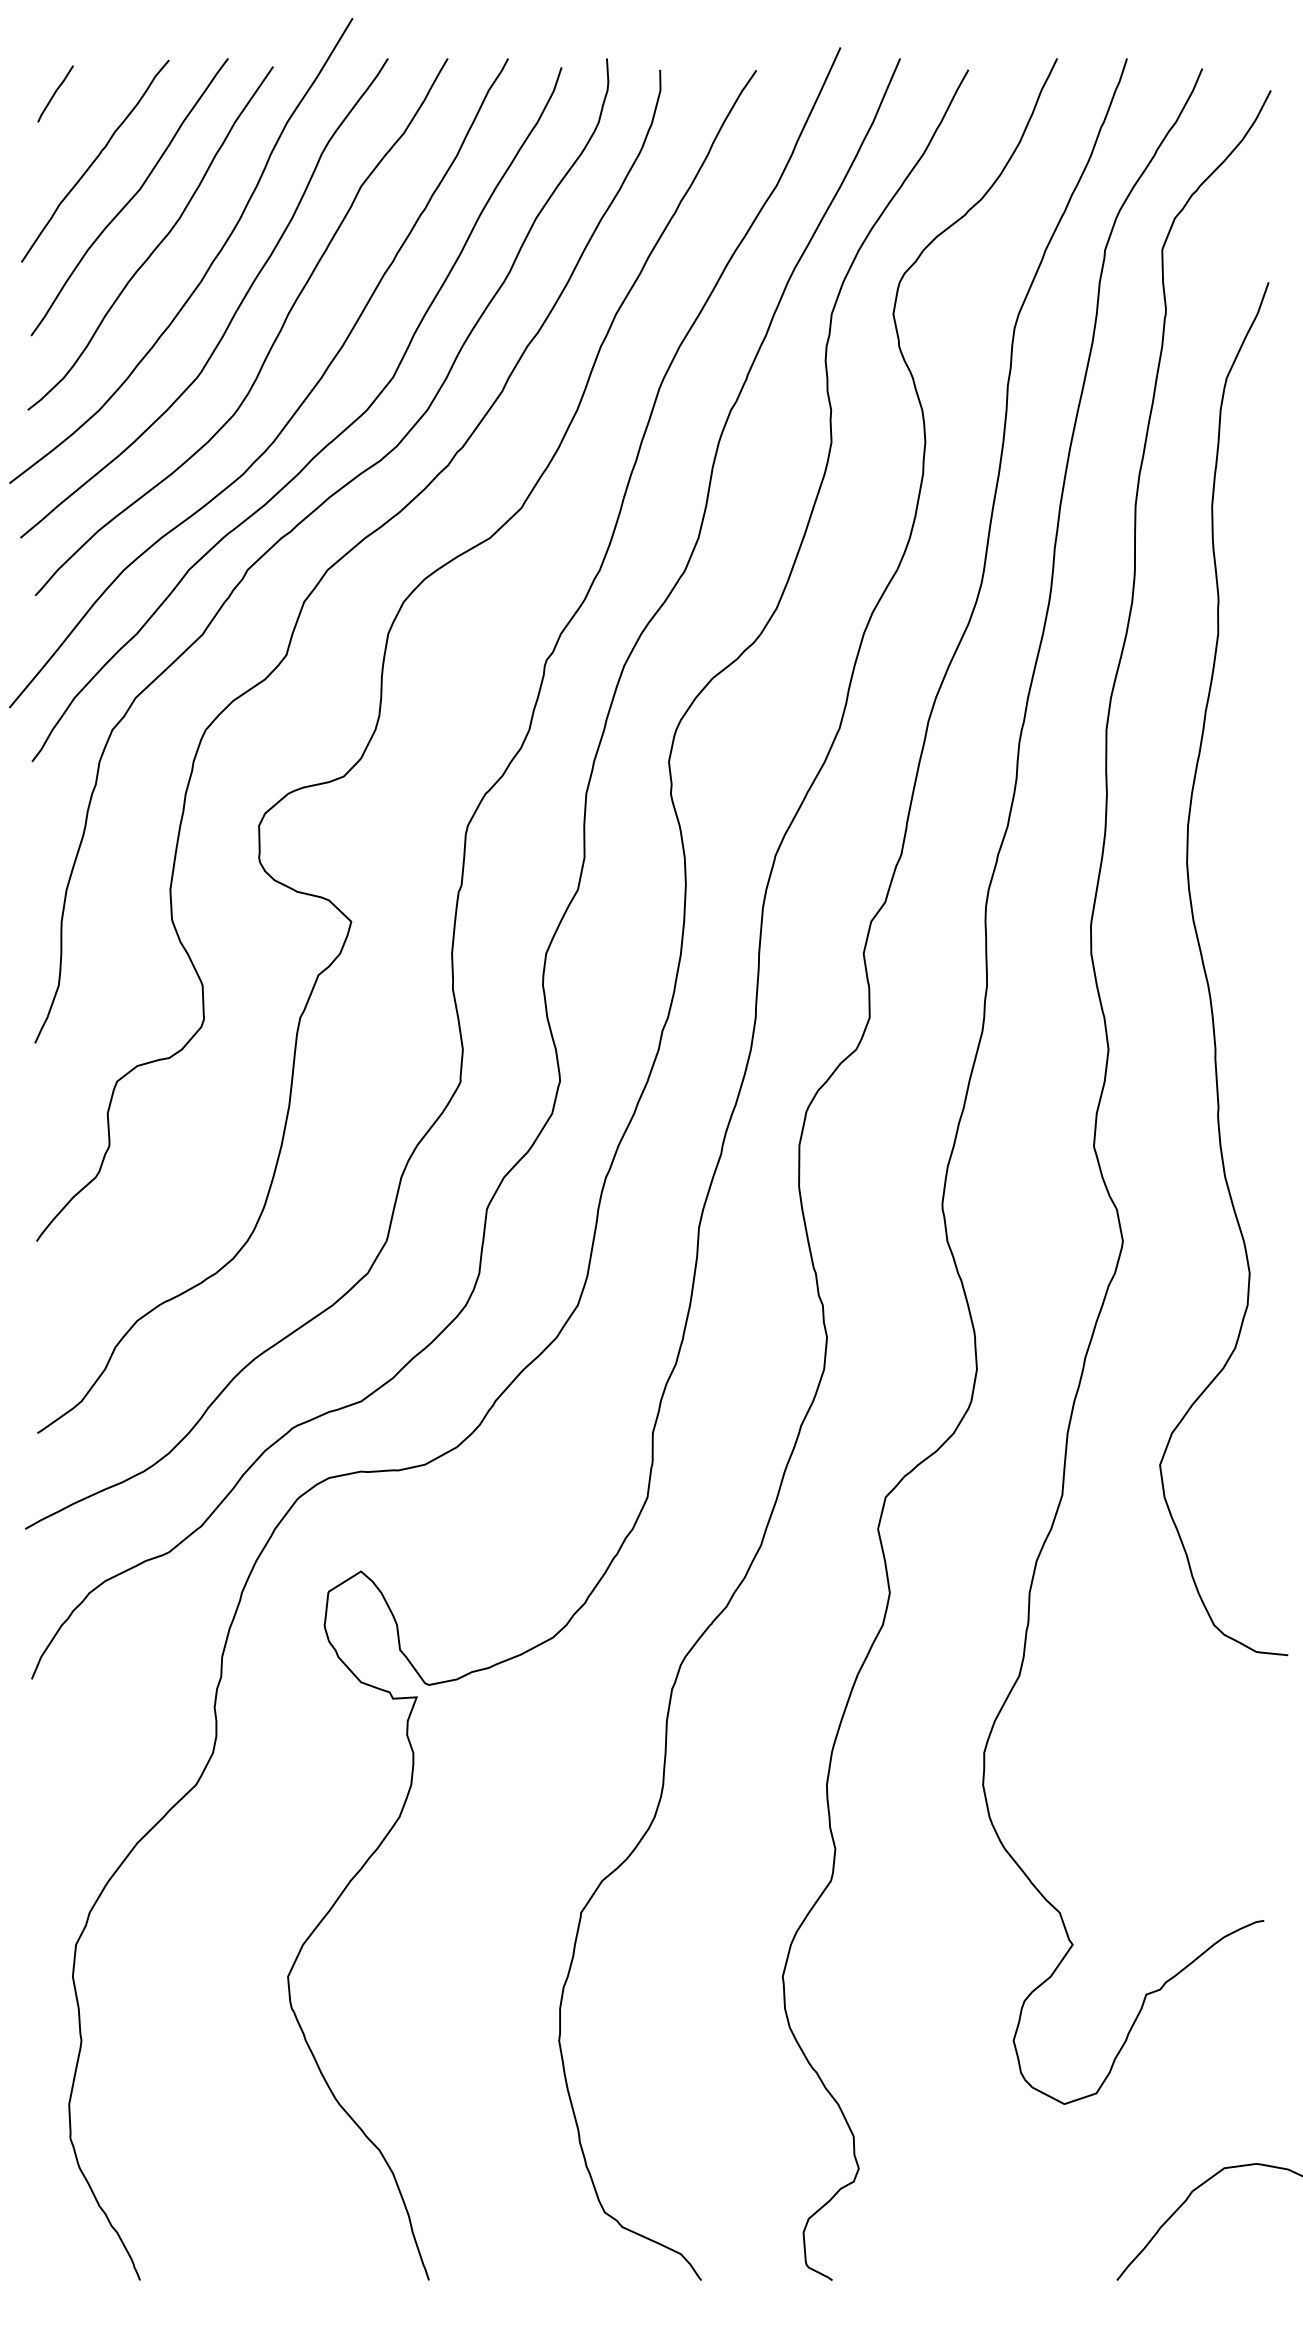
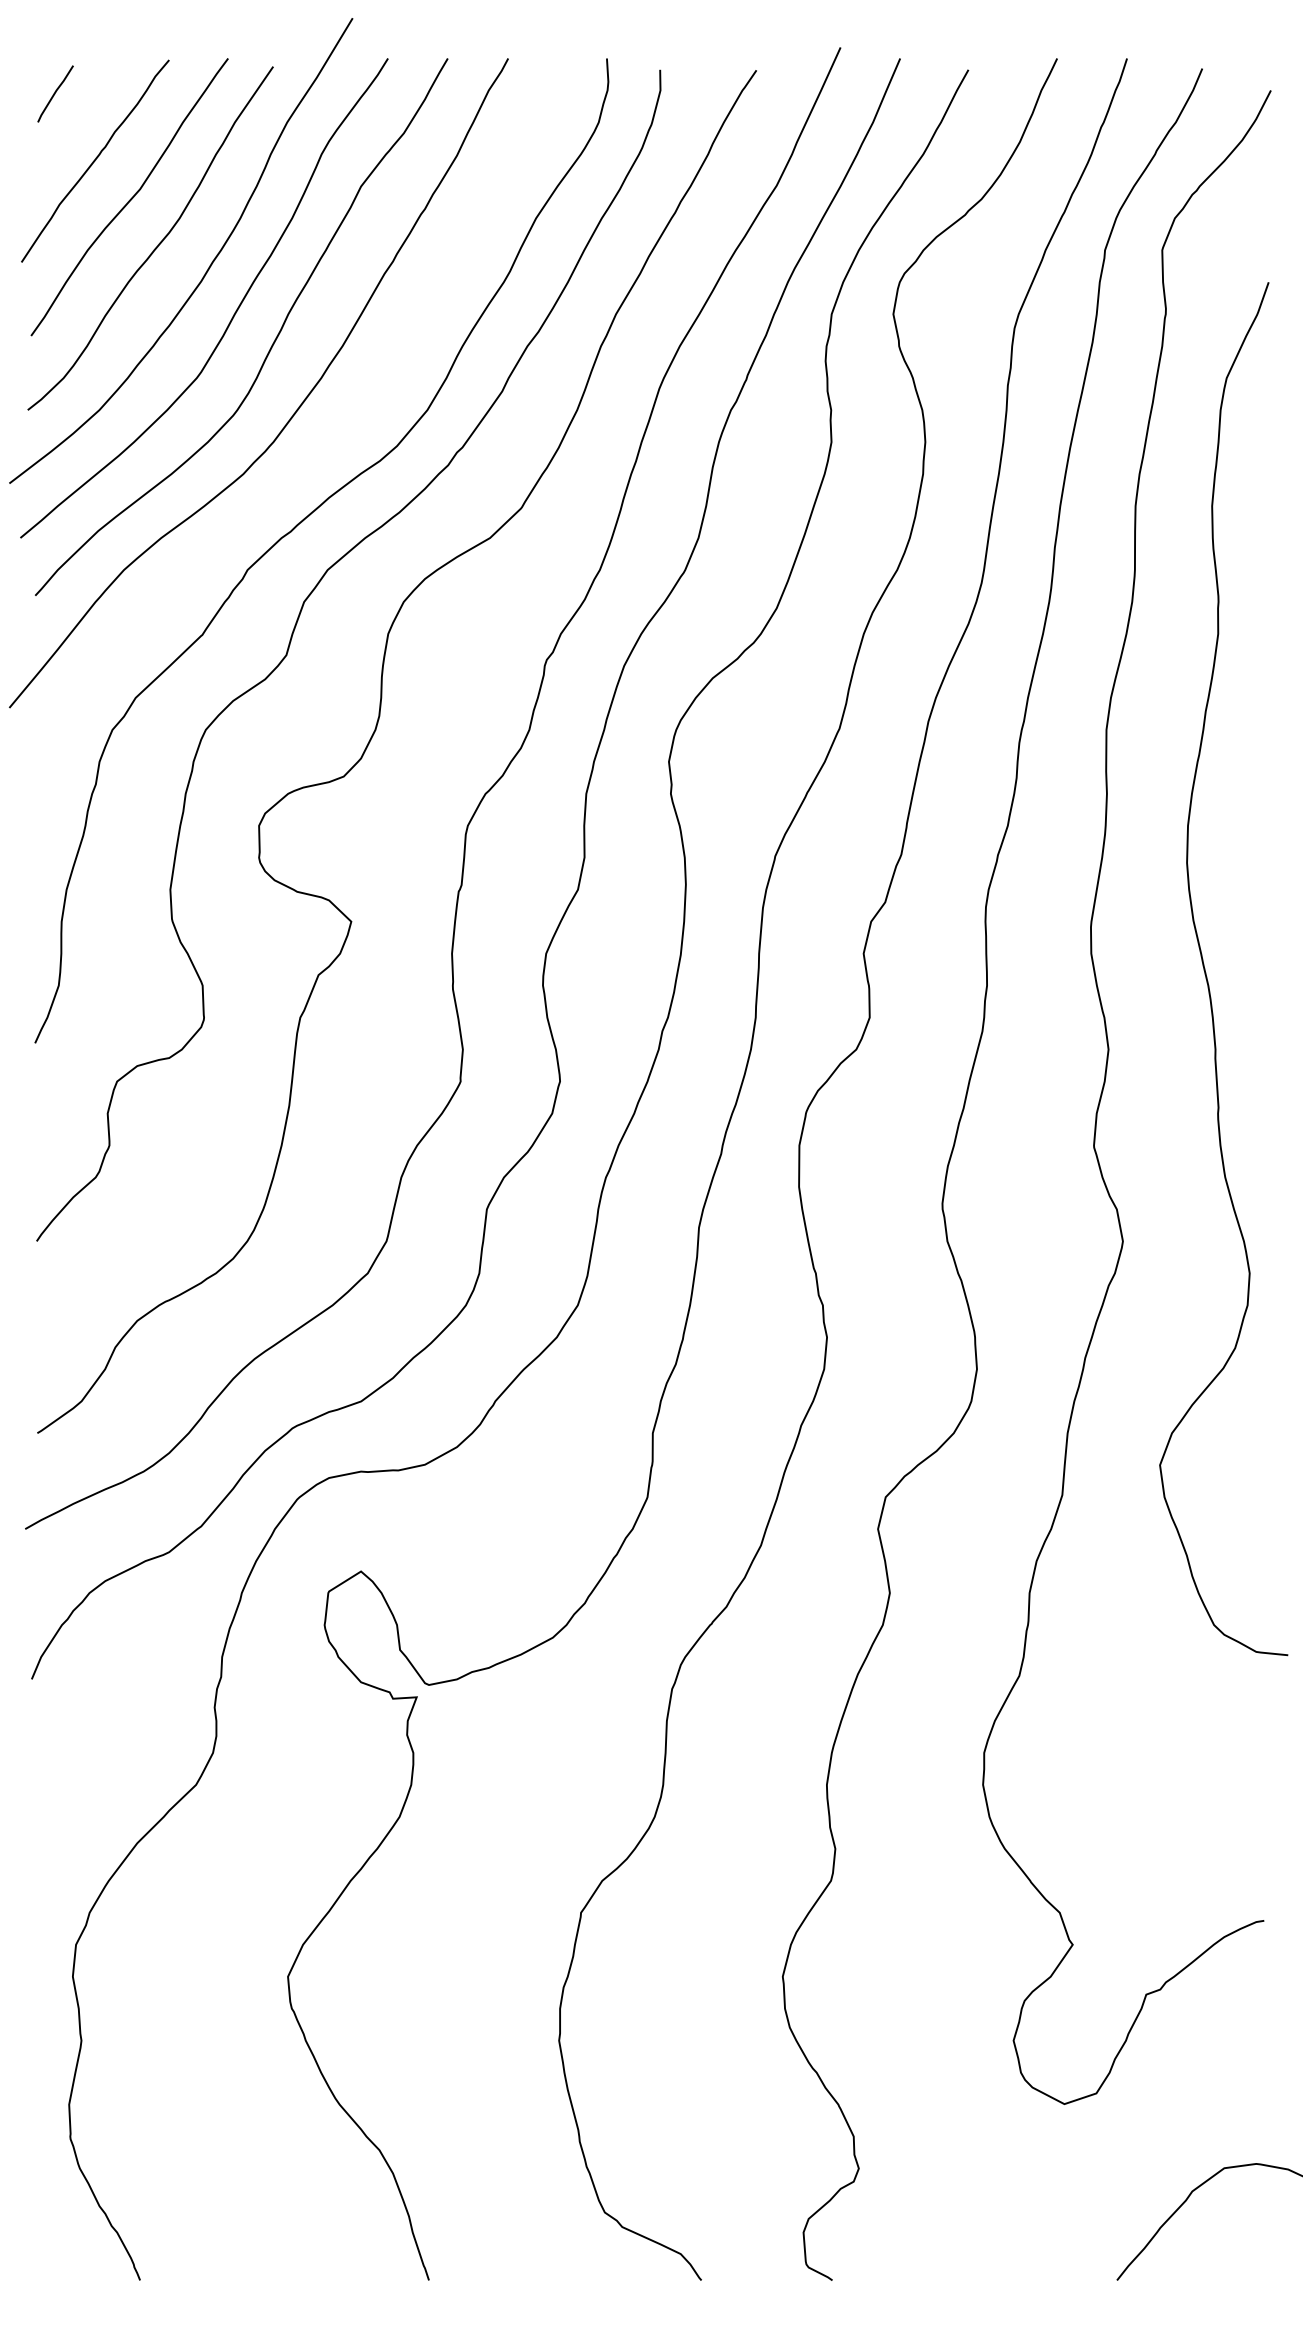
curve: present -> none (326, 444)
